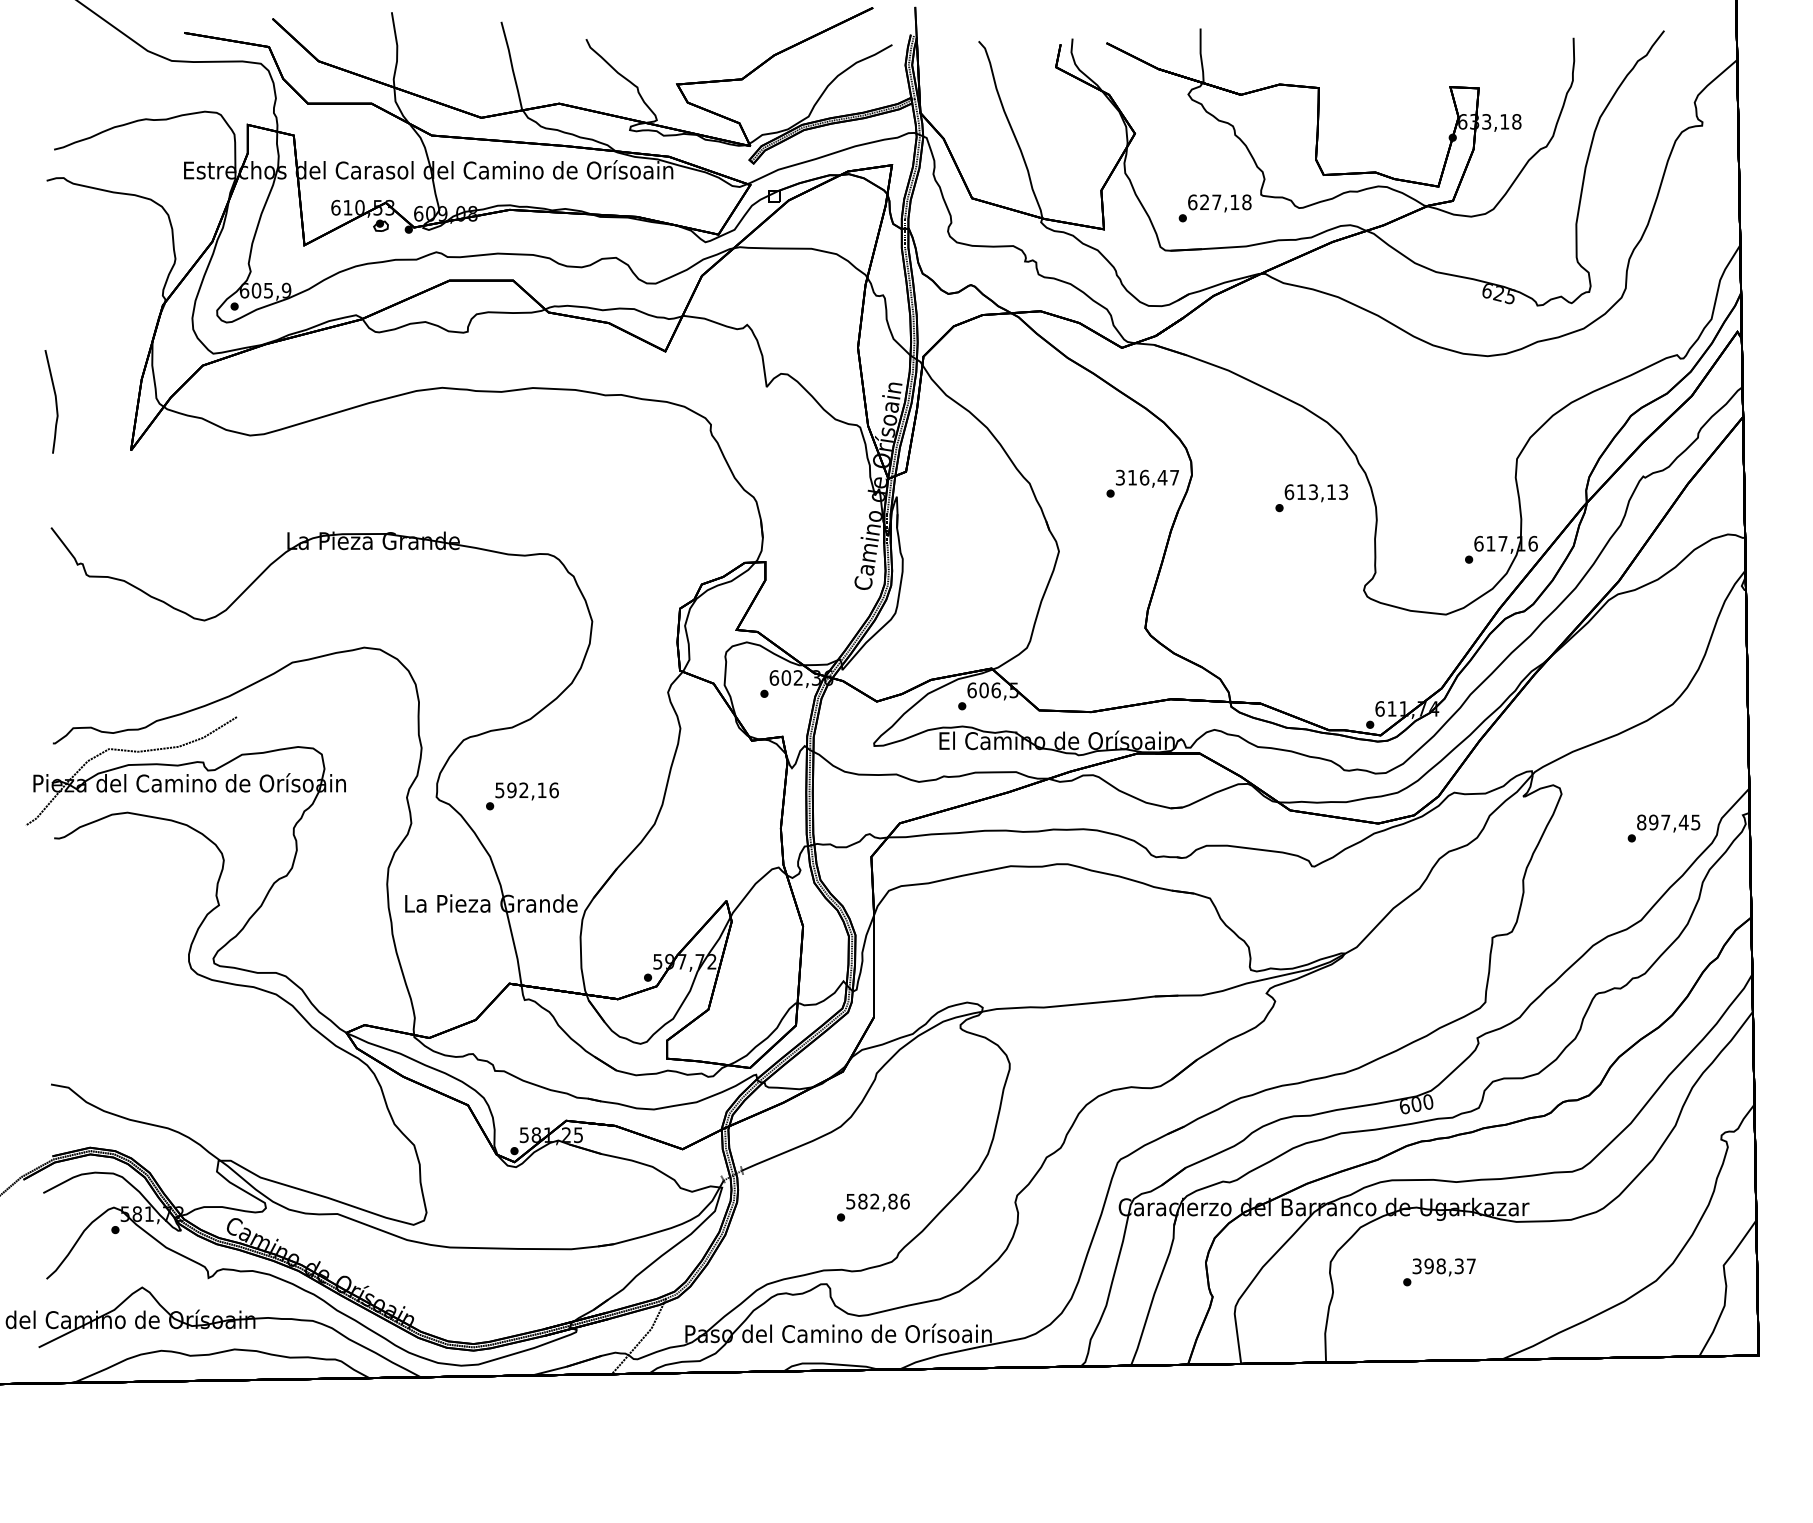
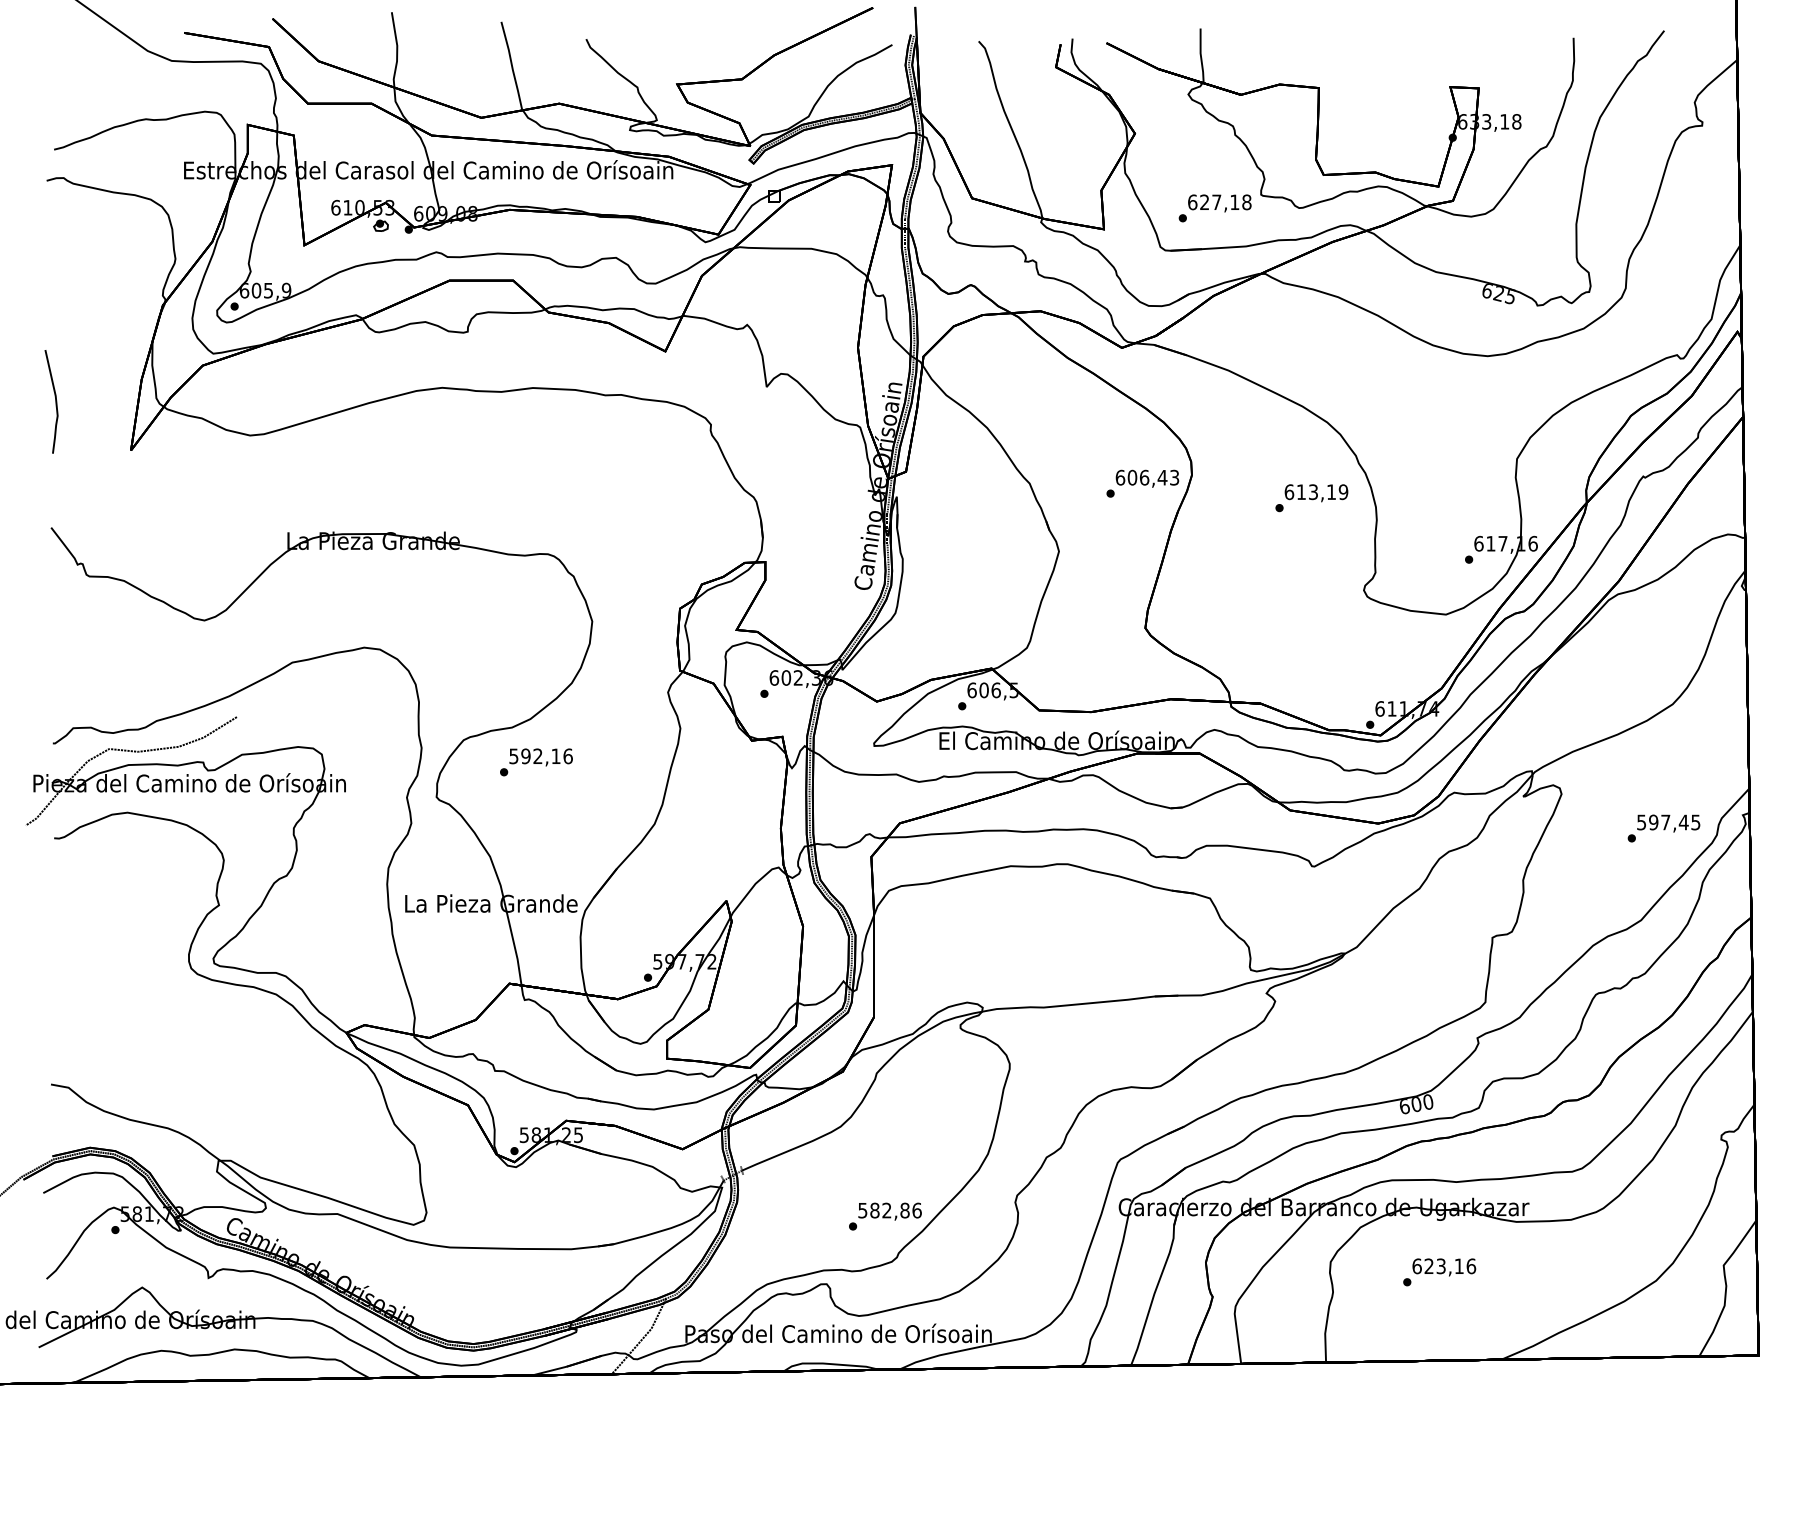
text: 316,47 -> 606,43 (1147, 477)
text: 613,13 -> 613,19 (1343, 491)
text position: (522, 796) -> (536, 762) (536, 762)
text: 897,45 -> 597,45 (1641, 822)
text position: (873, 1207) -> (885, 1216) (885, 1216)
text: 398,37 -> 623,16 (1444, 1266)
